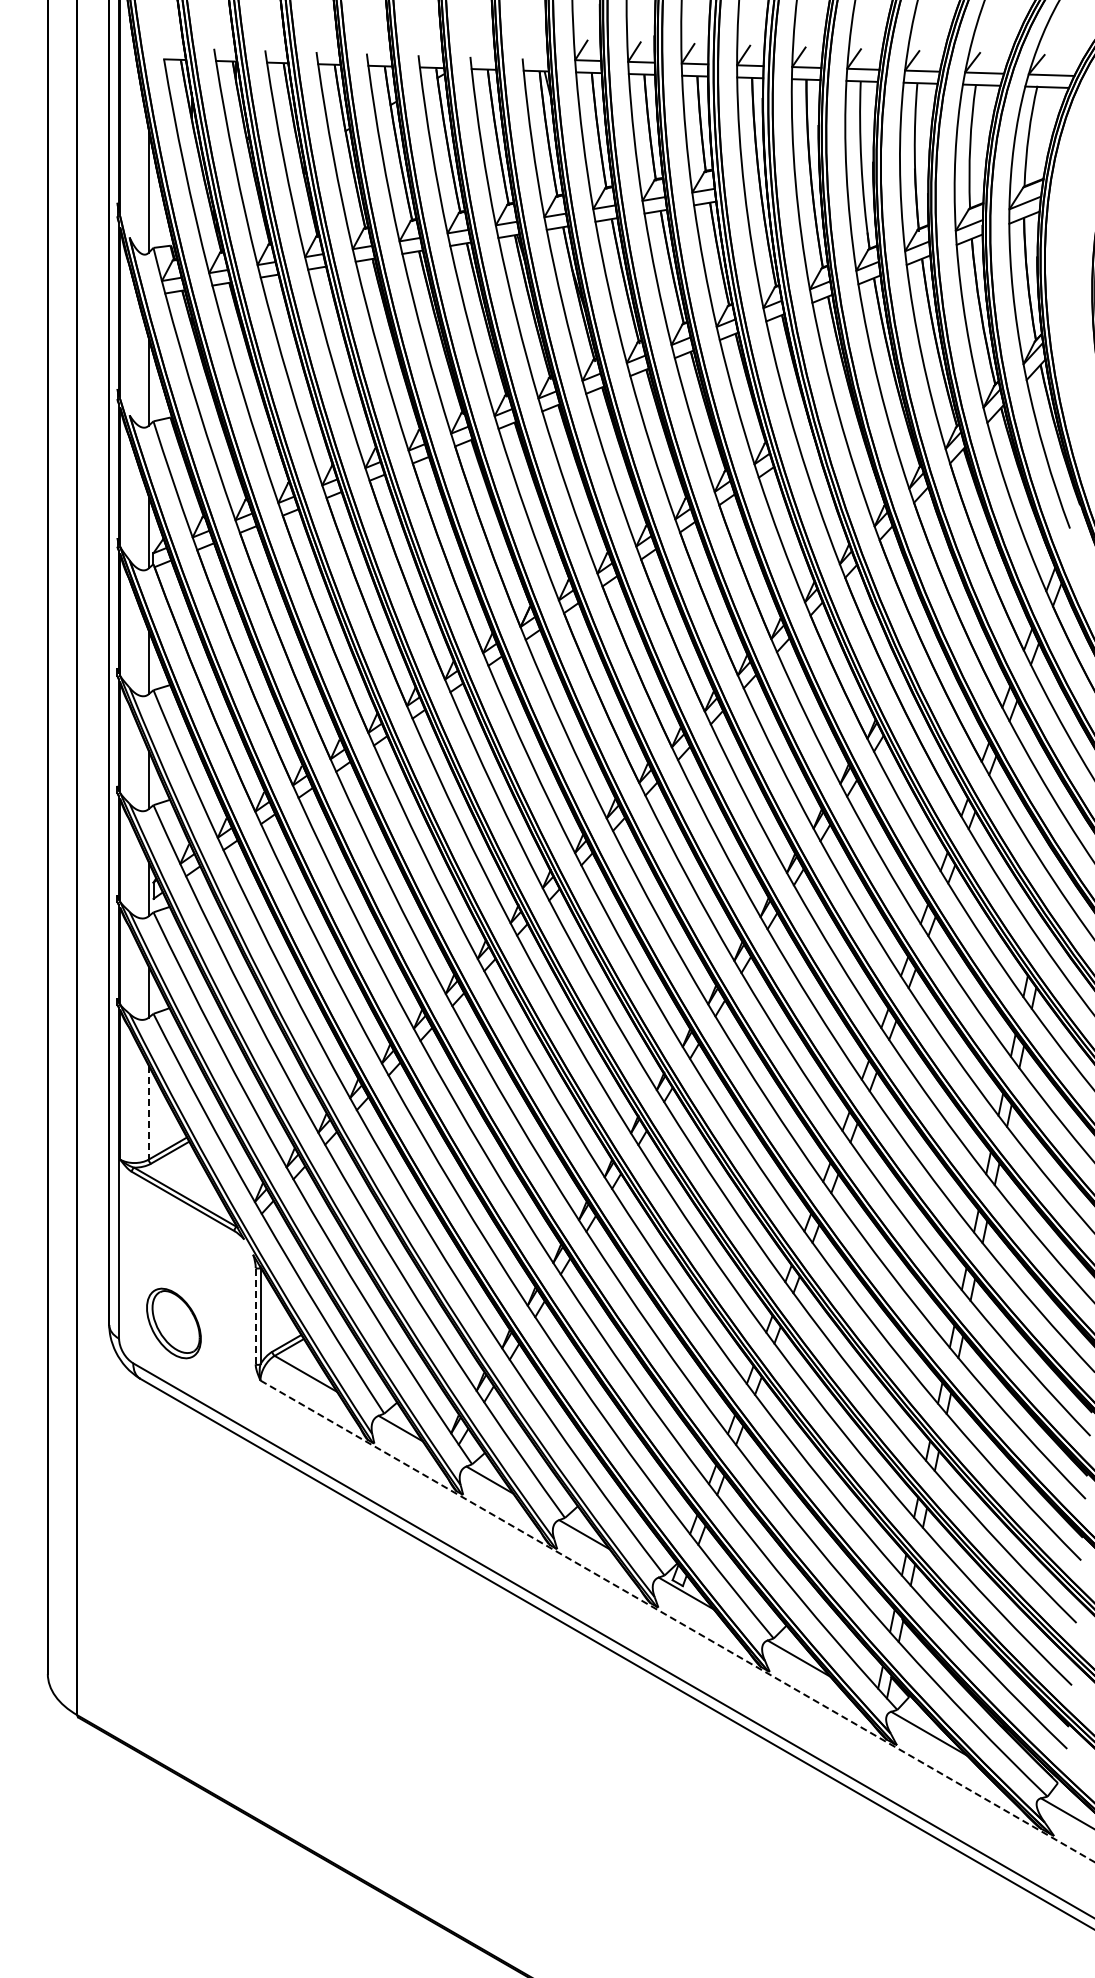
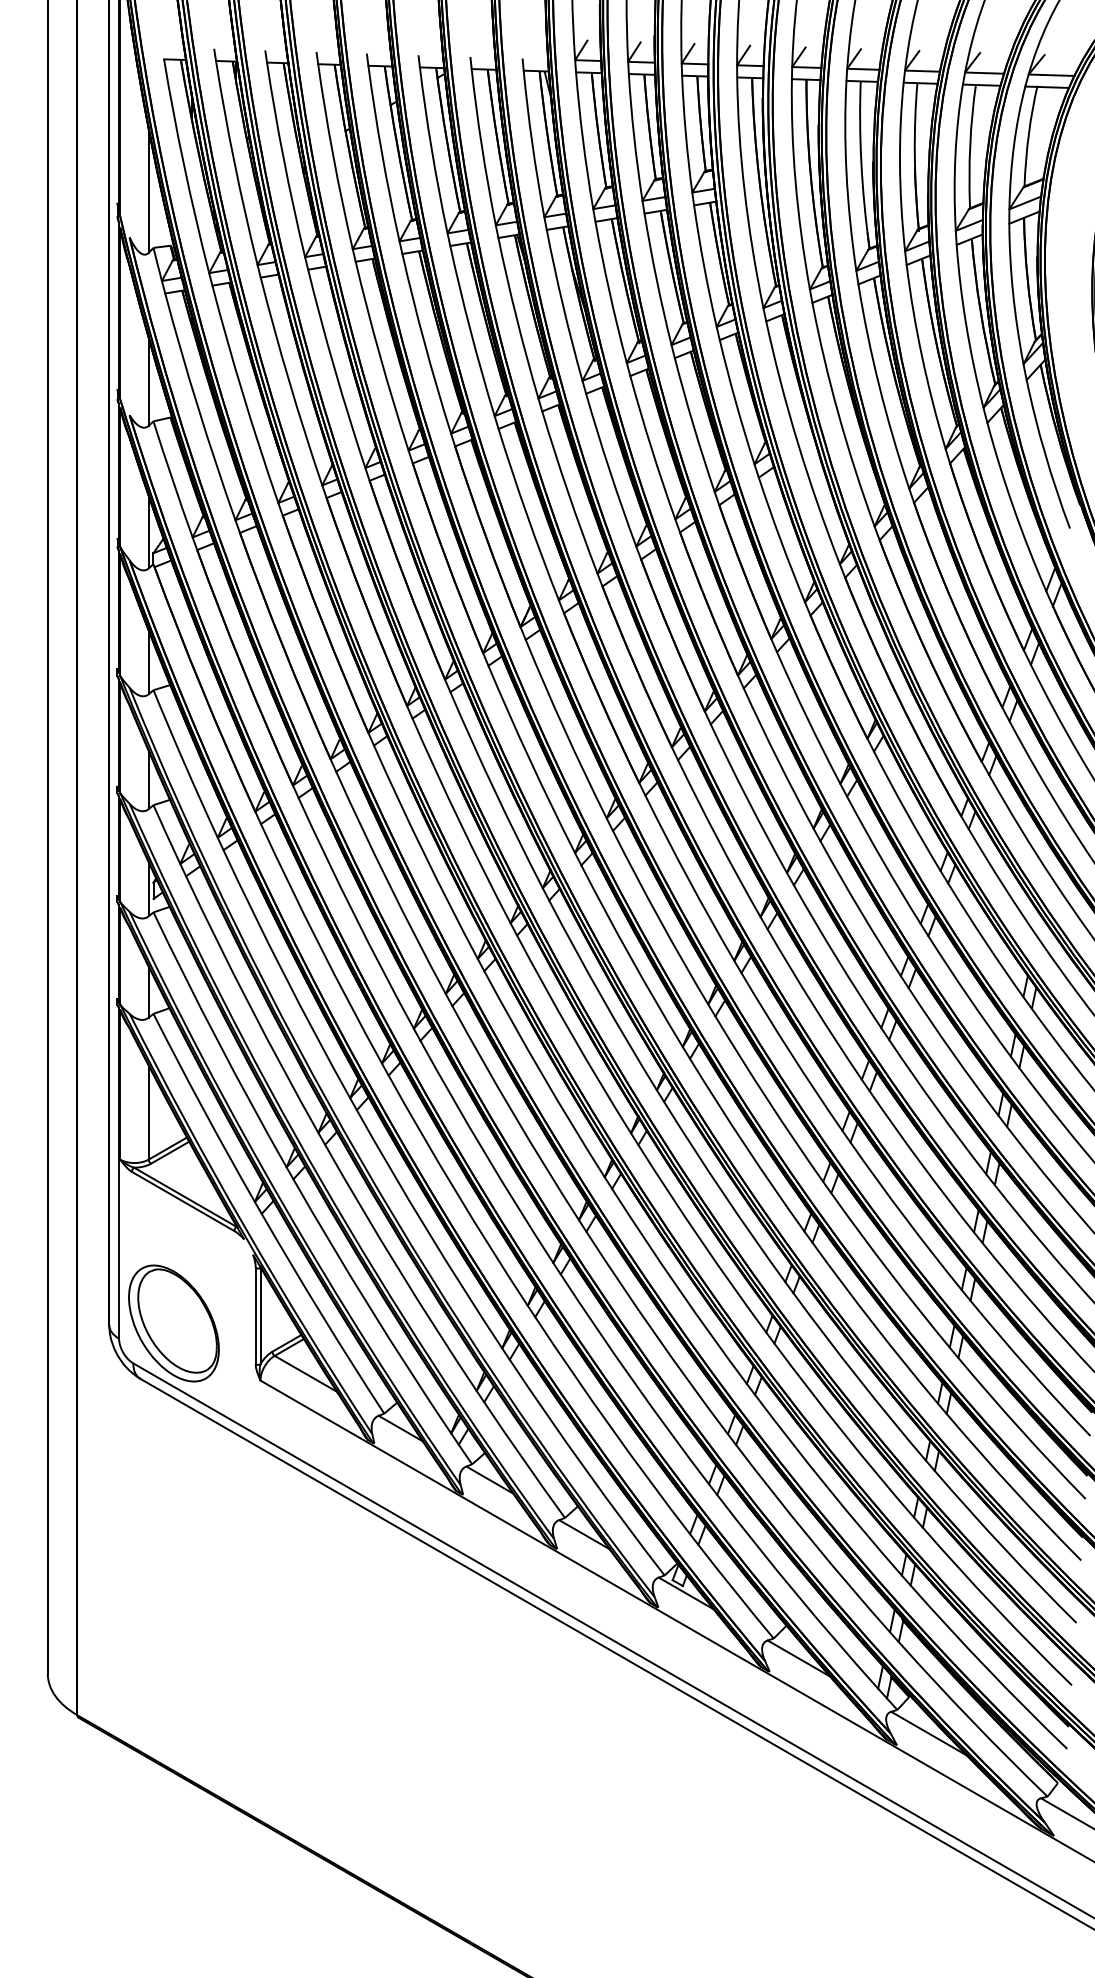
line: dashed -> solid (148, 1112)
line: dashed -> solid (255, 1315)
part size: 56x73 px -> 92x119 px (173, 1323)
line: dashed -> solid (677, 1621)
